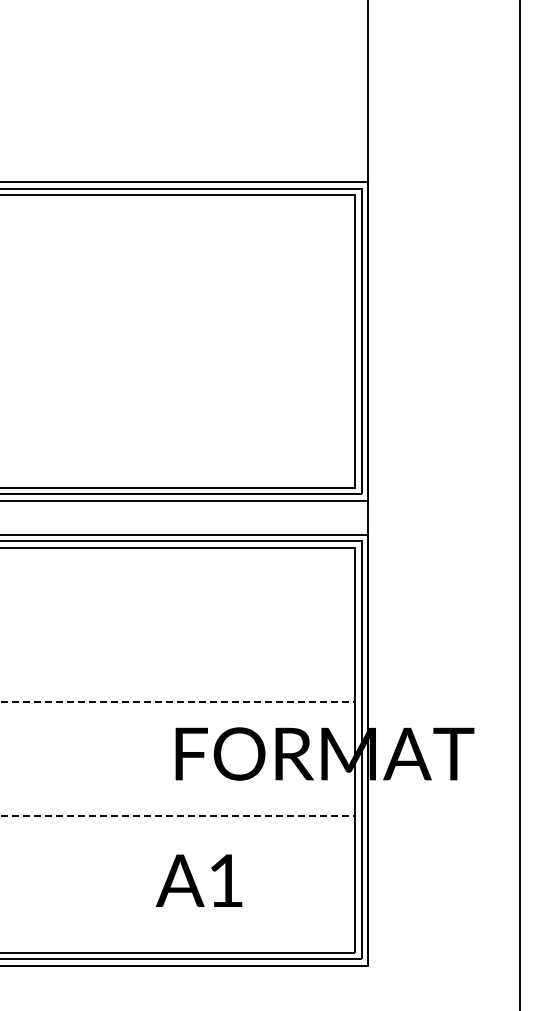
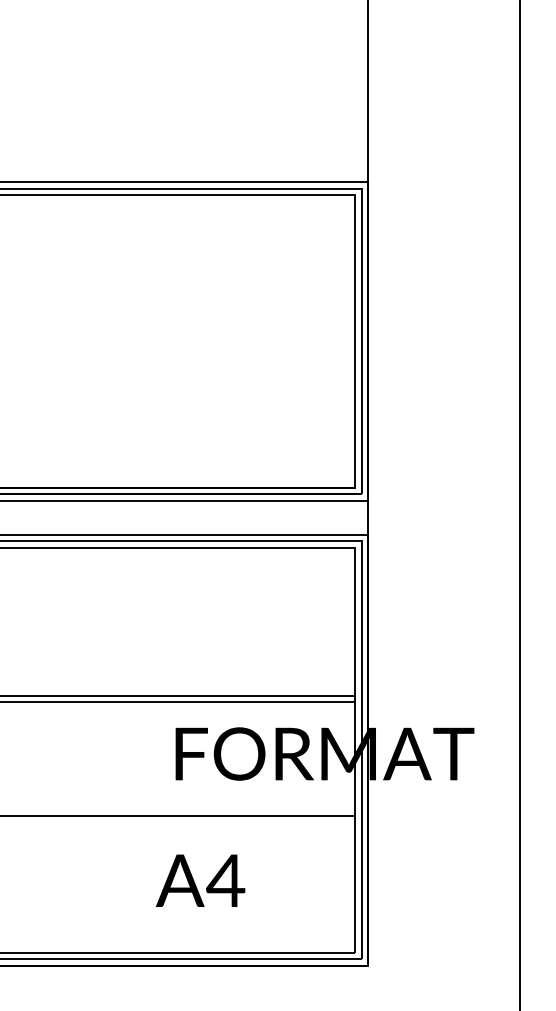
line: none -> present (178, 695)
line: dashed -> solid (178, 702)
line: dashed -> solid (178, 816)
text: A1 -> A4 (225, 880)
